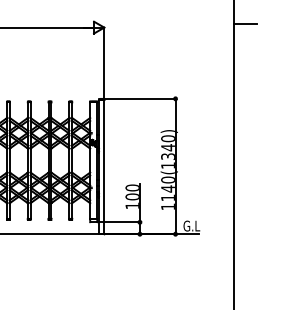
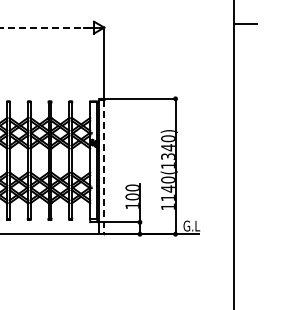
line: solid -> dashed (46, 27)
line: solid -> dashed (104, 167)
